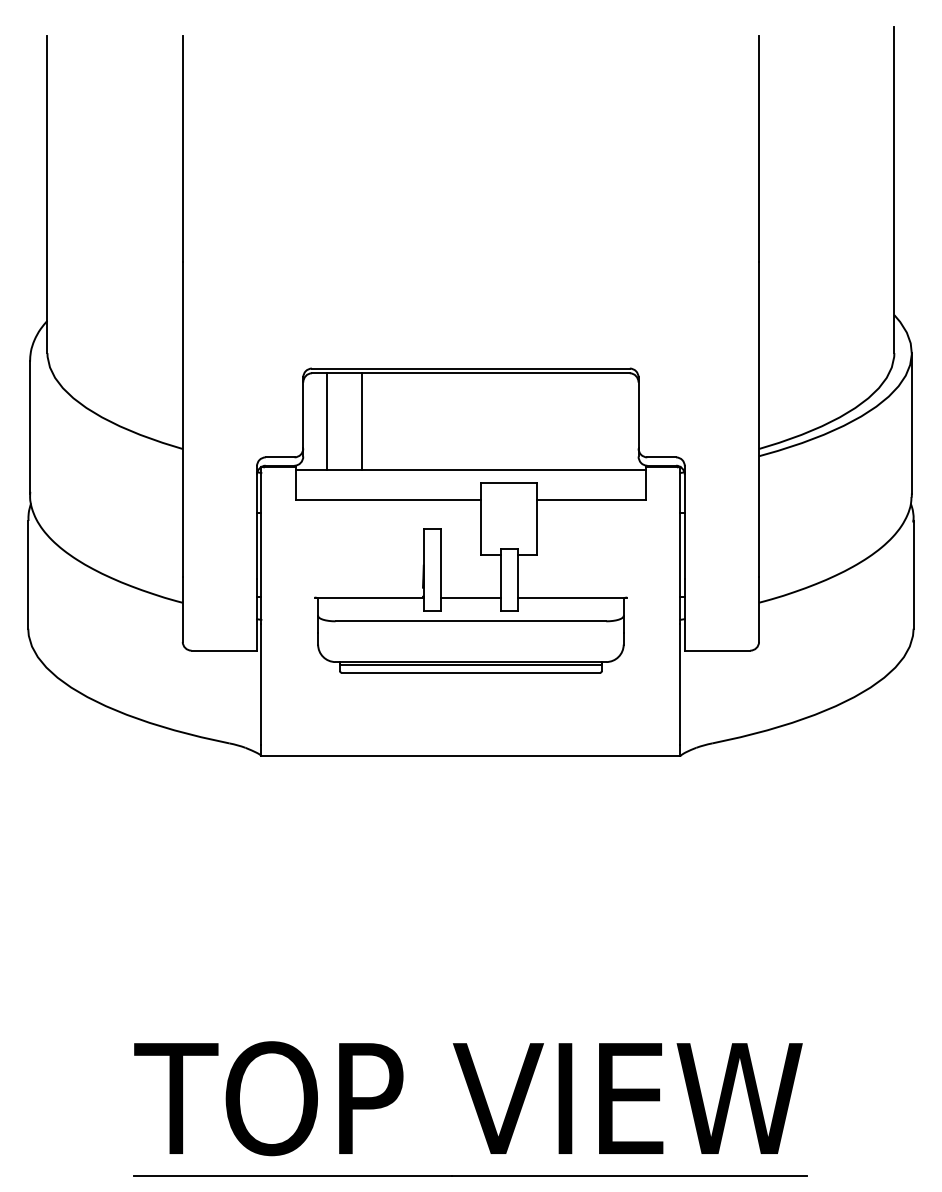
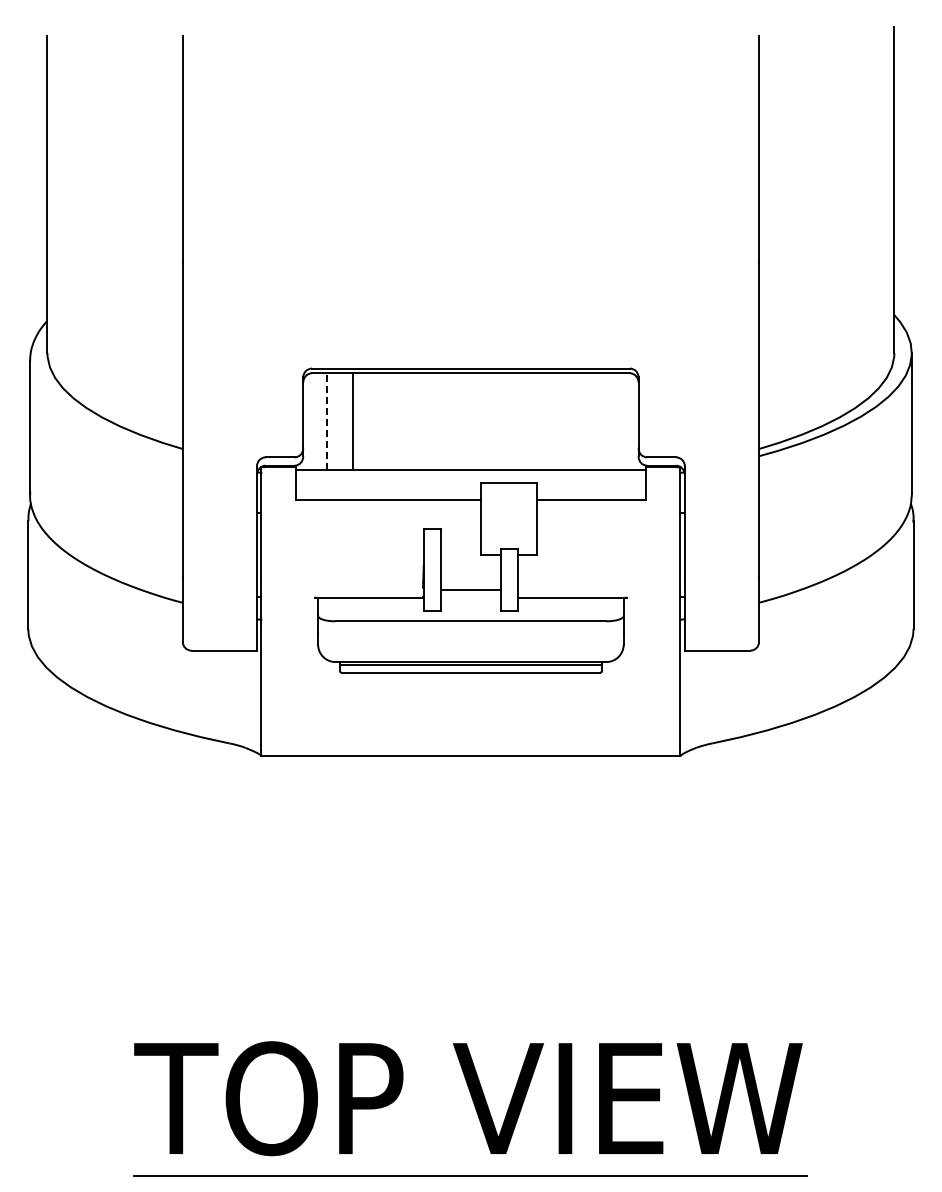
line: solid -> dashed (326, 421)
line position: (361, 421) -> (352, 421) (352, 421)
line position: (470, 597) -> (470, 589) (470, 589)
